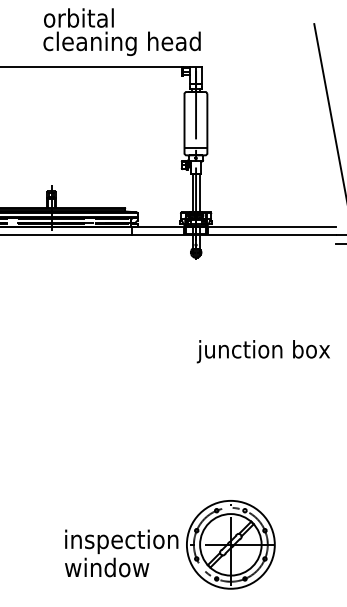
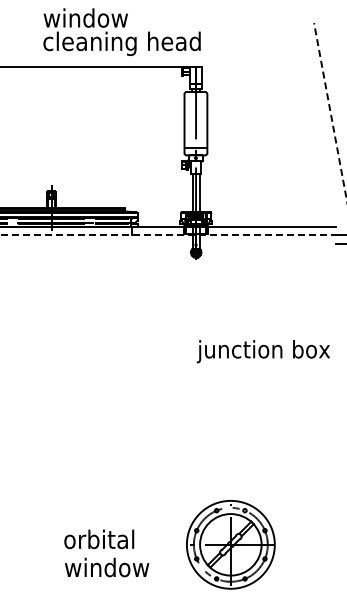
text: orbital -> window (85, 17)
line: solid -> dashed (330, 111)
line: solid -> dashed (168, 235)
text: inspection -> orbital (121, 541)
